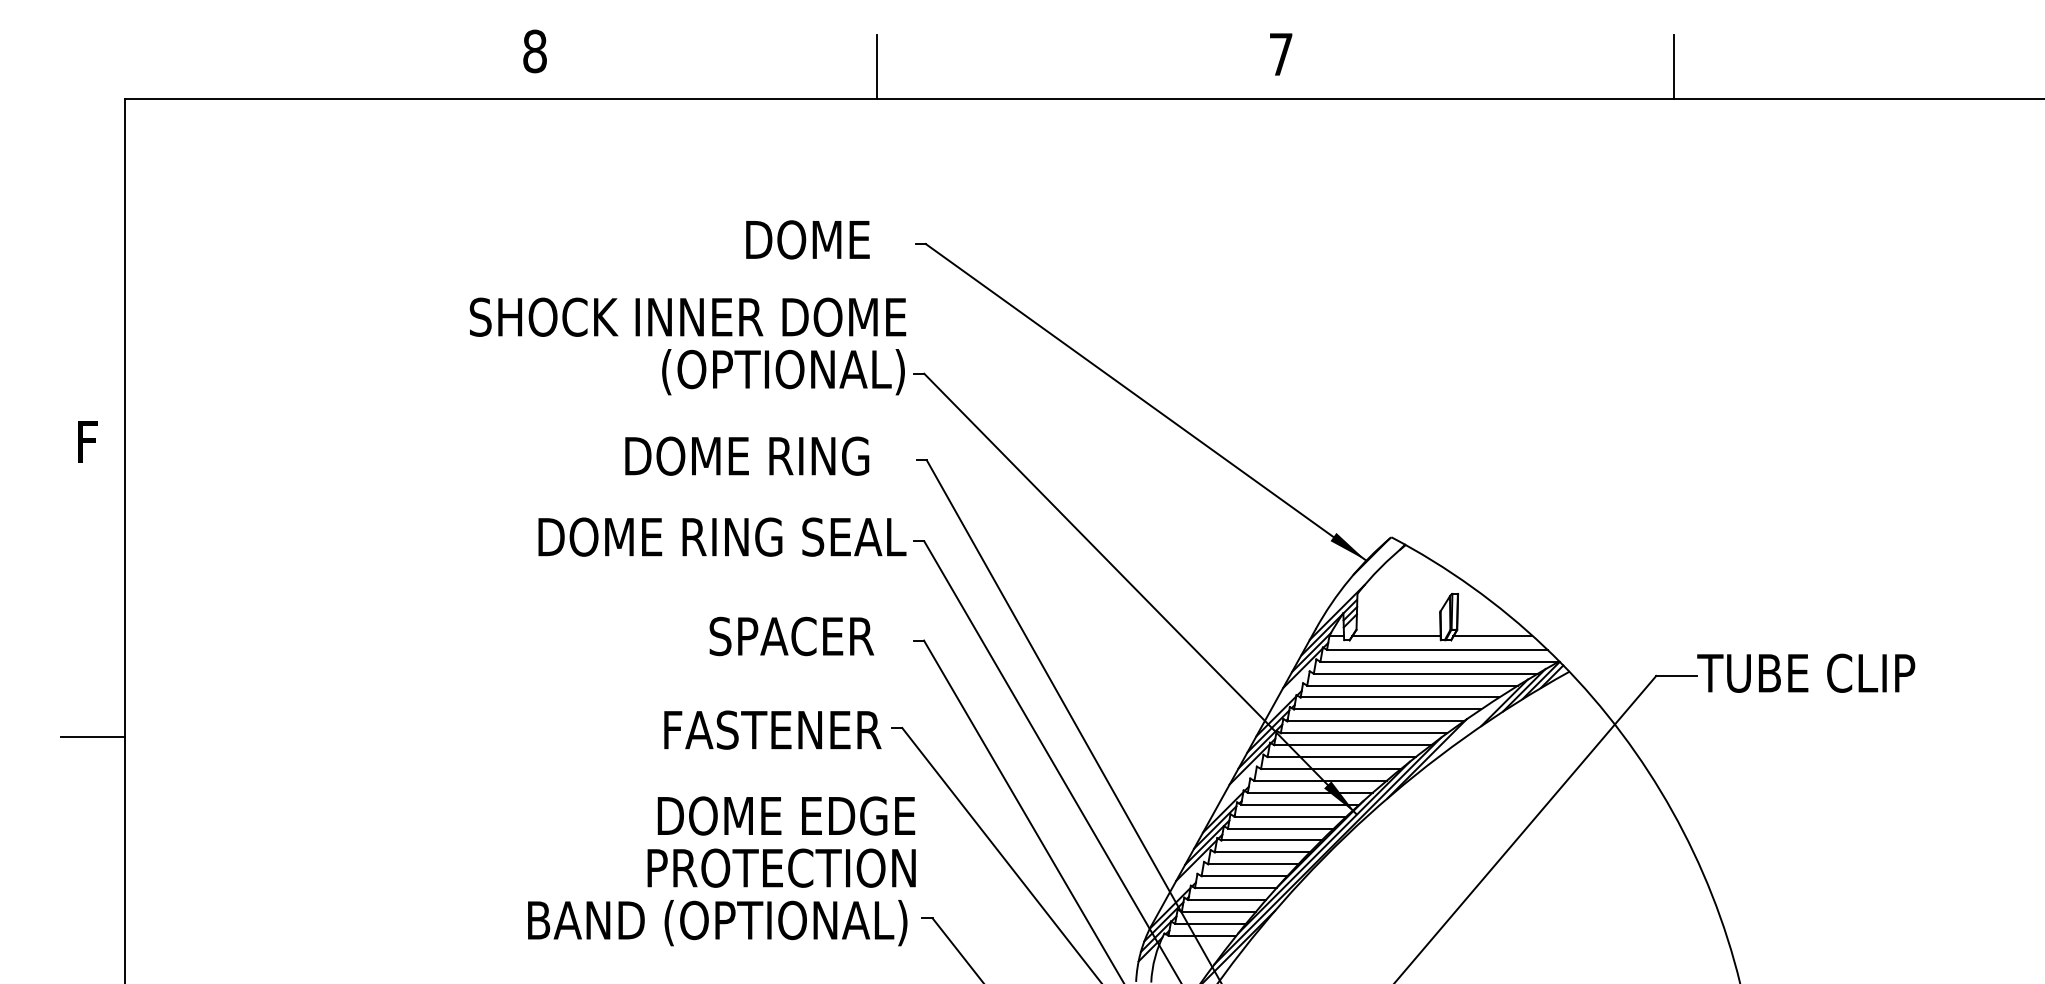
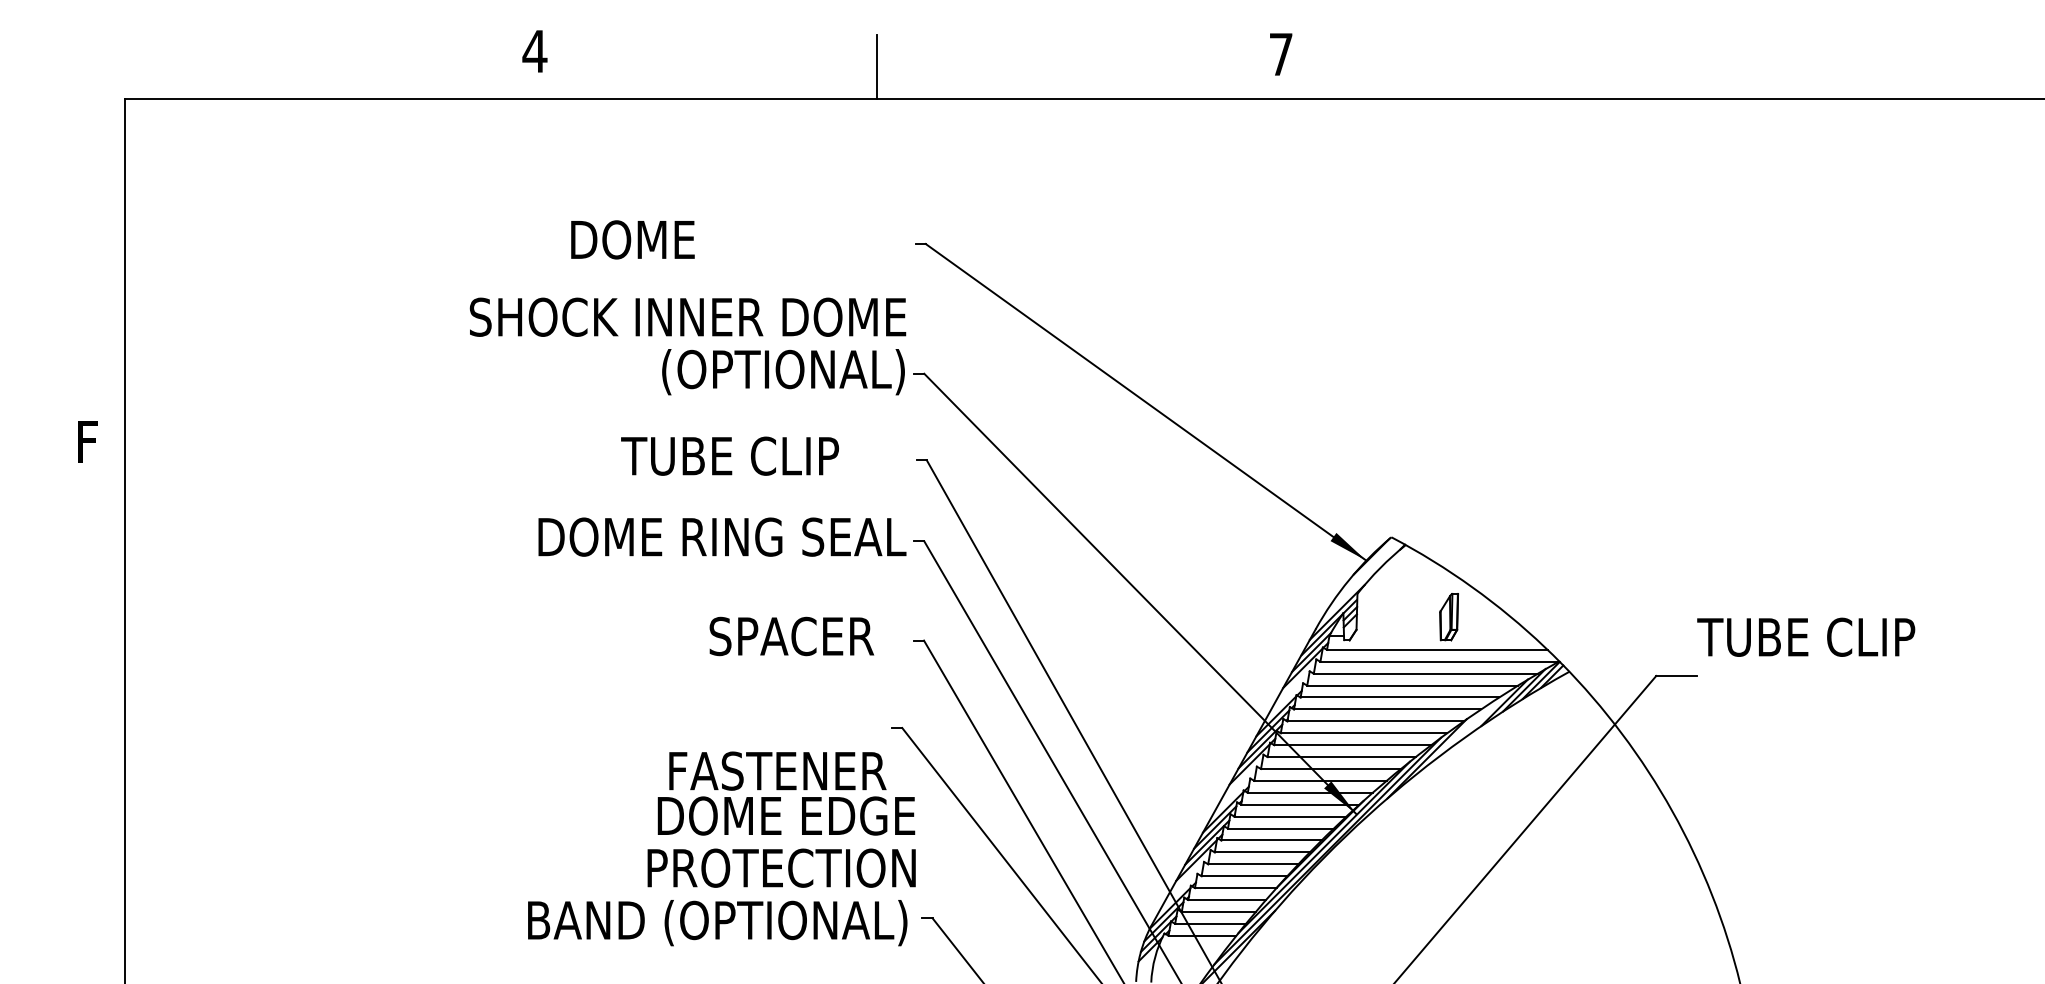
text: 8 -> 4 (534, 51)
line: present -> none (1673, 67)
text position: (807, 239) -> (632, 239) (632, 239)
text: DOME RING -> TUBE CLIP (745, 455)
line: present -> none (1395, 635)
line: present -> none (1492, 635)
text position: (1806, 672) -> (1806, 636) (1806, 636)
text position: (772, 729) -> (777, 770) (777, 770)
line: present -> none (93, 736)
